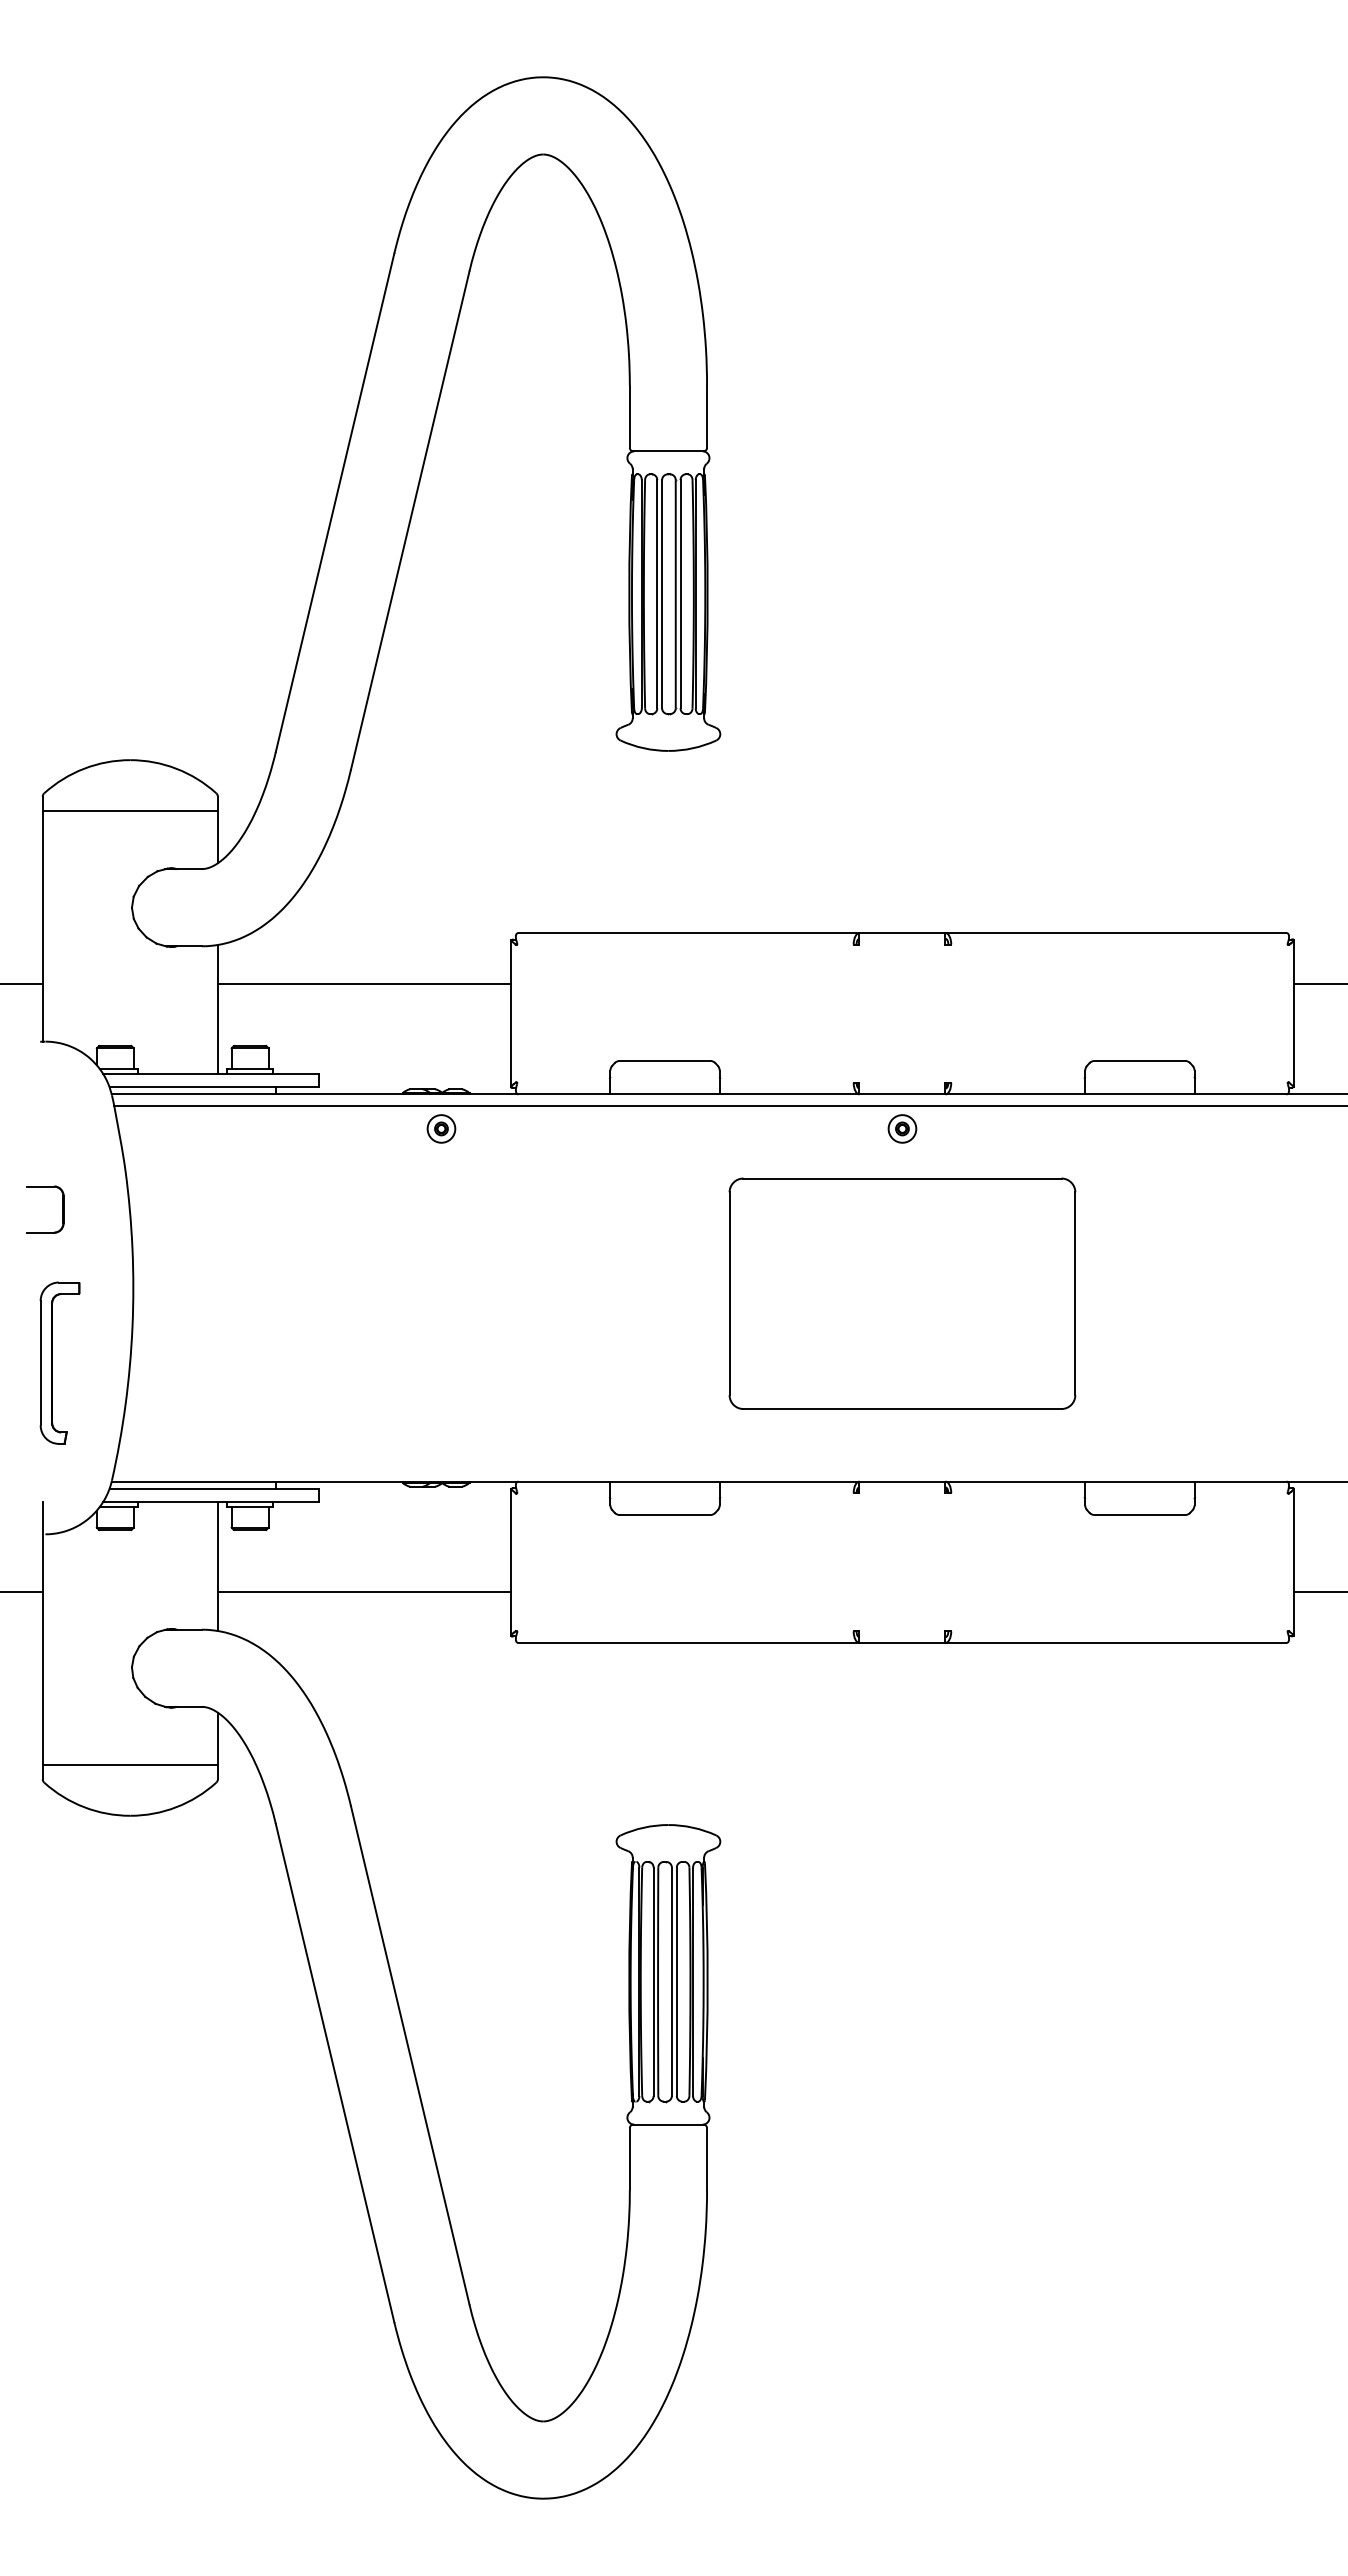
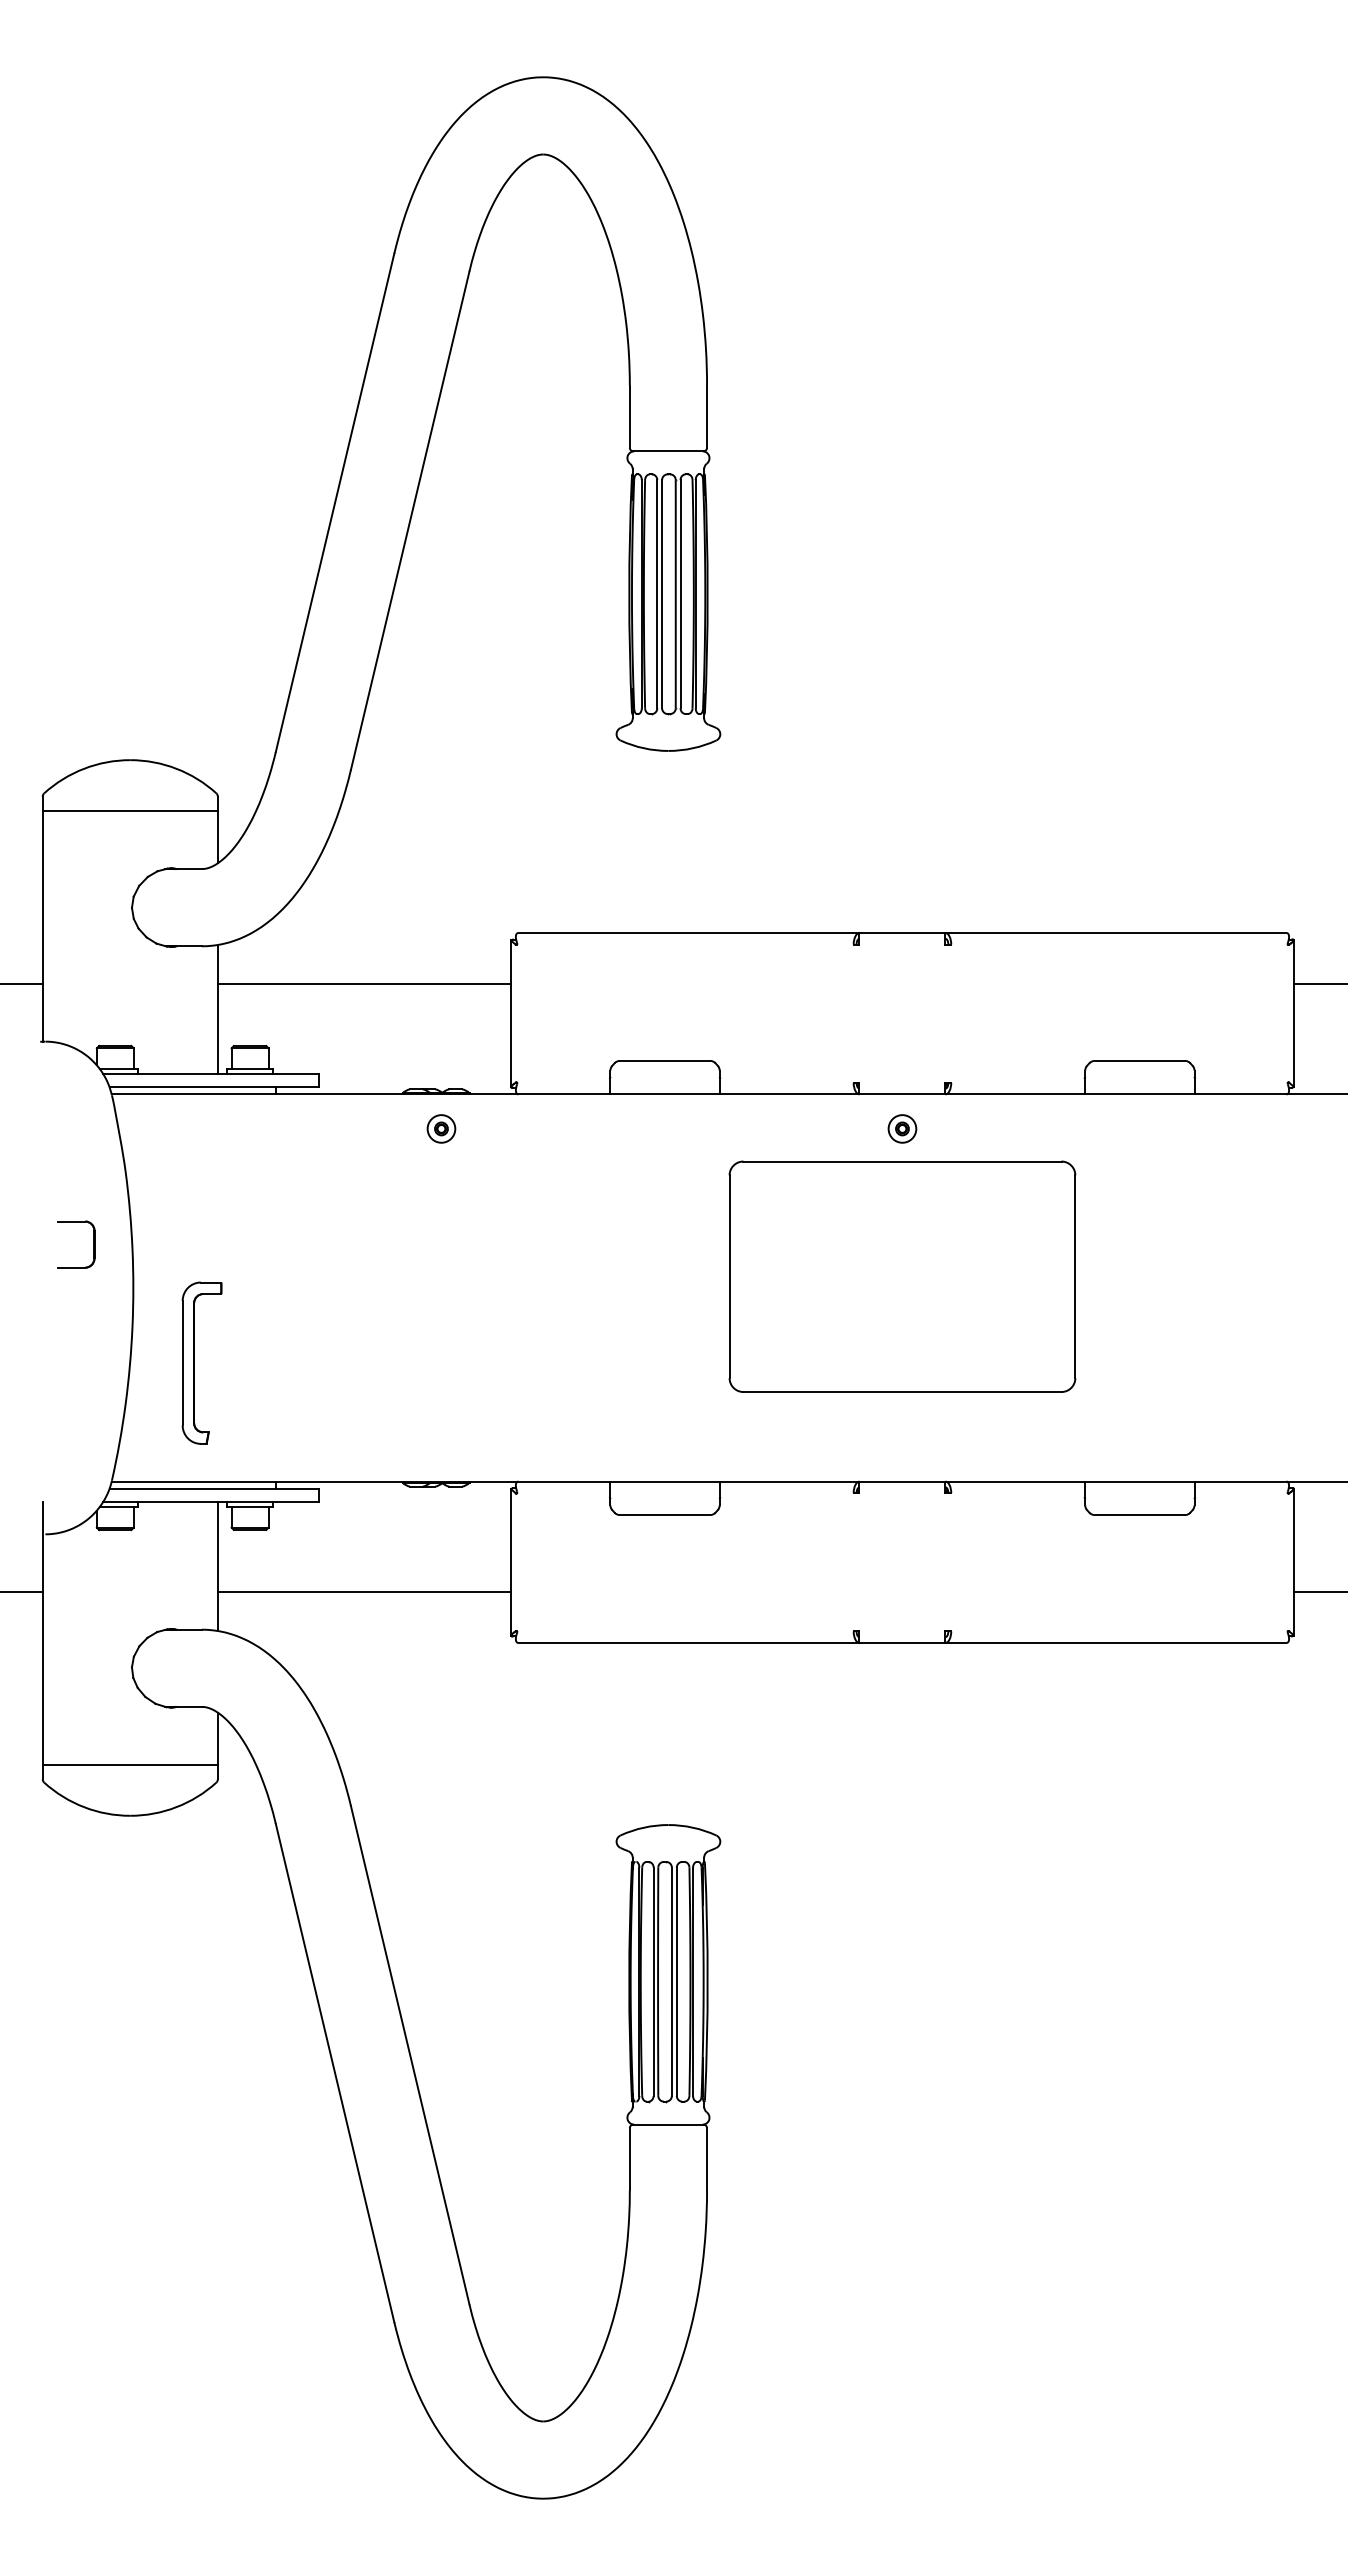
line: present -> none (729, 1105)
part position: (62, 1209) -> (93, 1244) (93, 1244)
part position: (902, 1293) -> (902, 1276) (902, 1276)
part position: (52, 1362) -> (194, 1362) (194, 1362)
